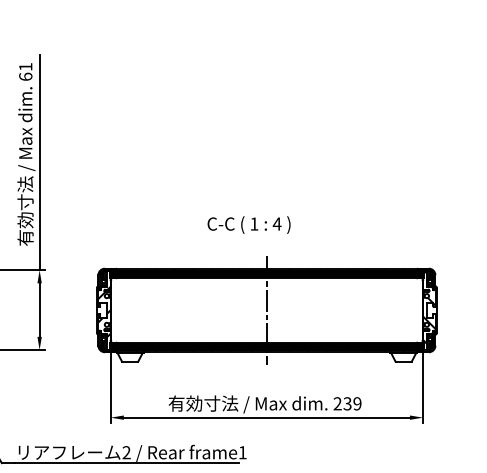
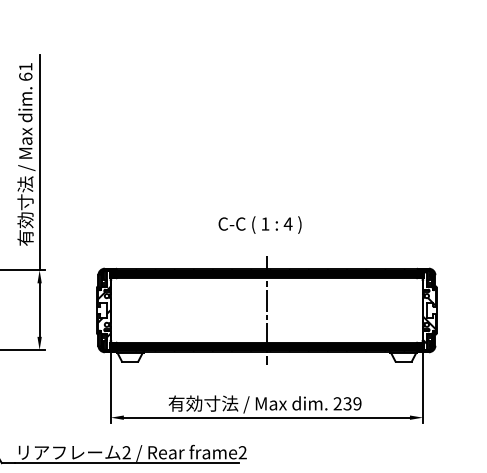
text position: (248, 224) -> (259, 224) (259, 224)
text: frame1 -> frame2 (242, 452)
